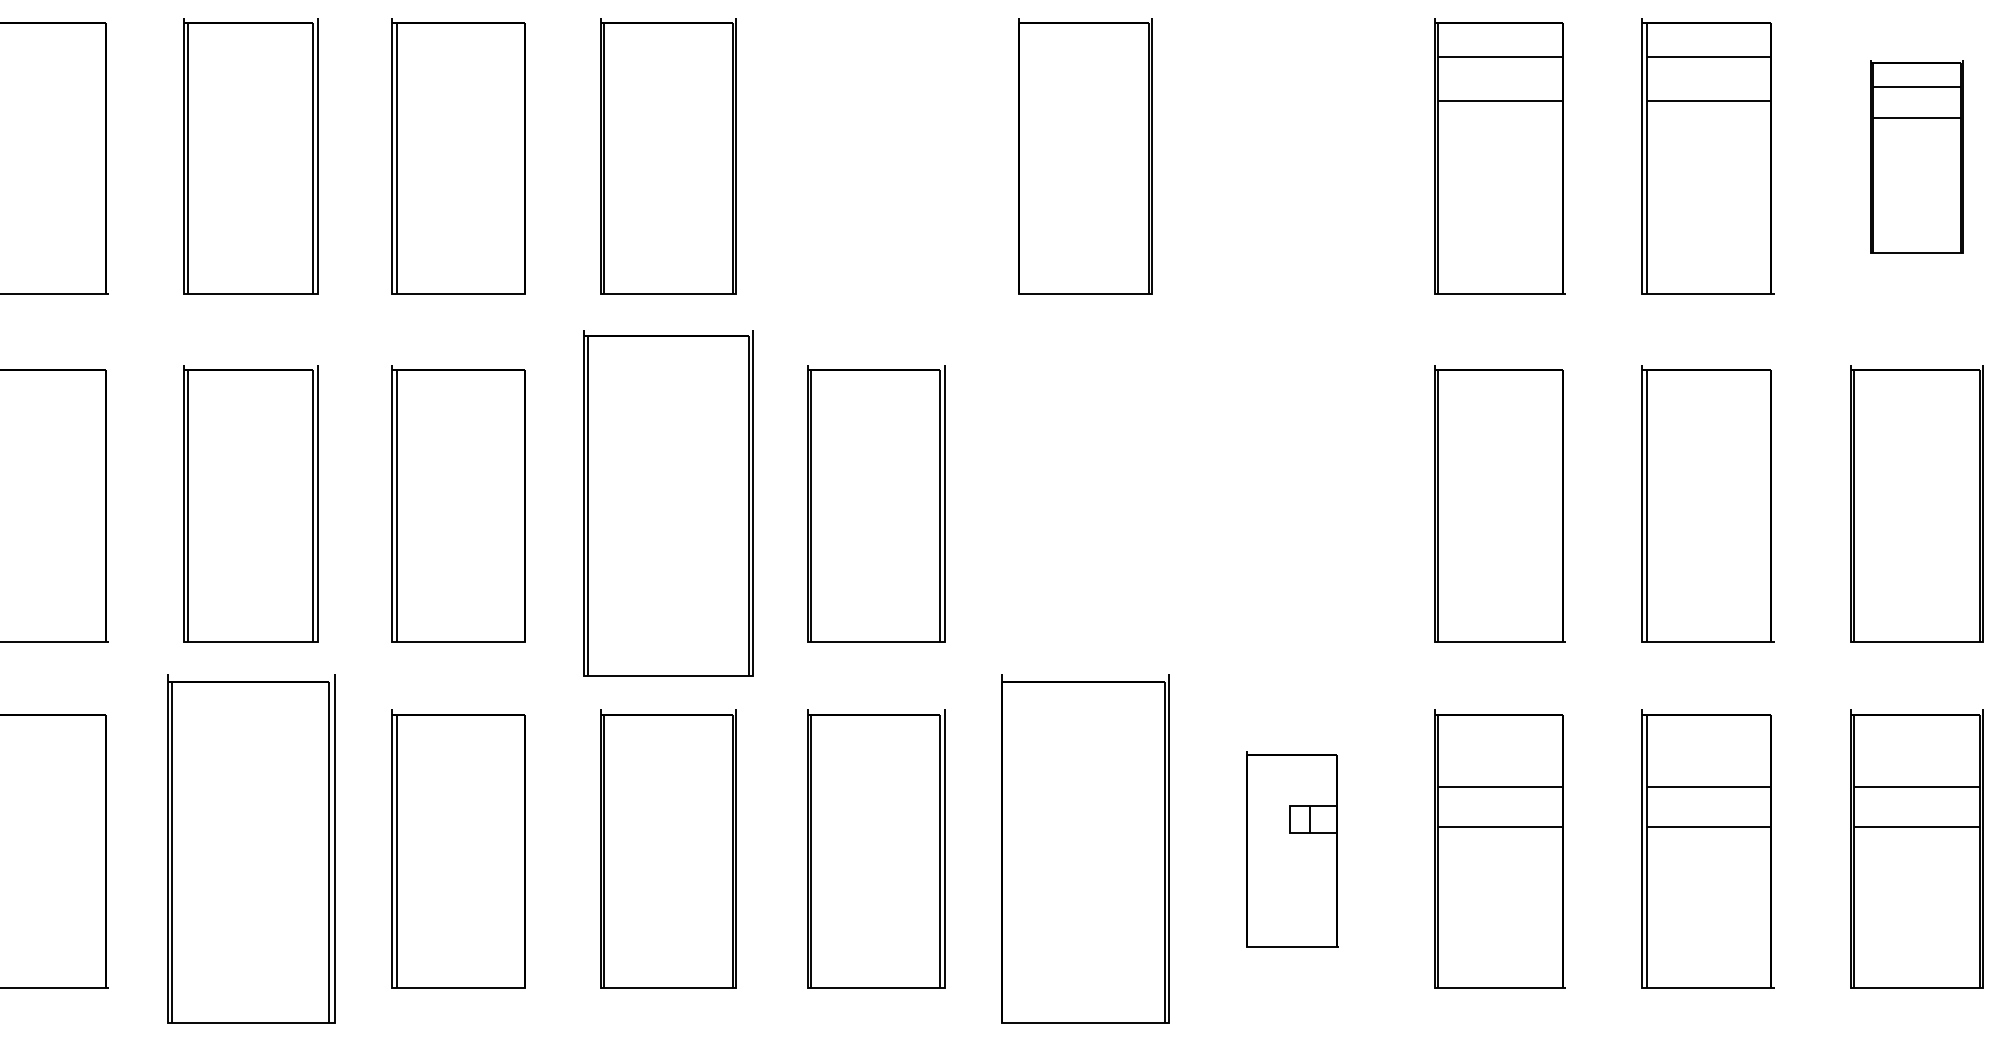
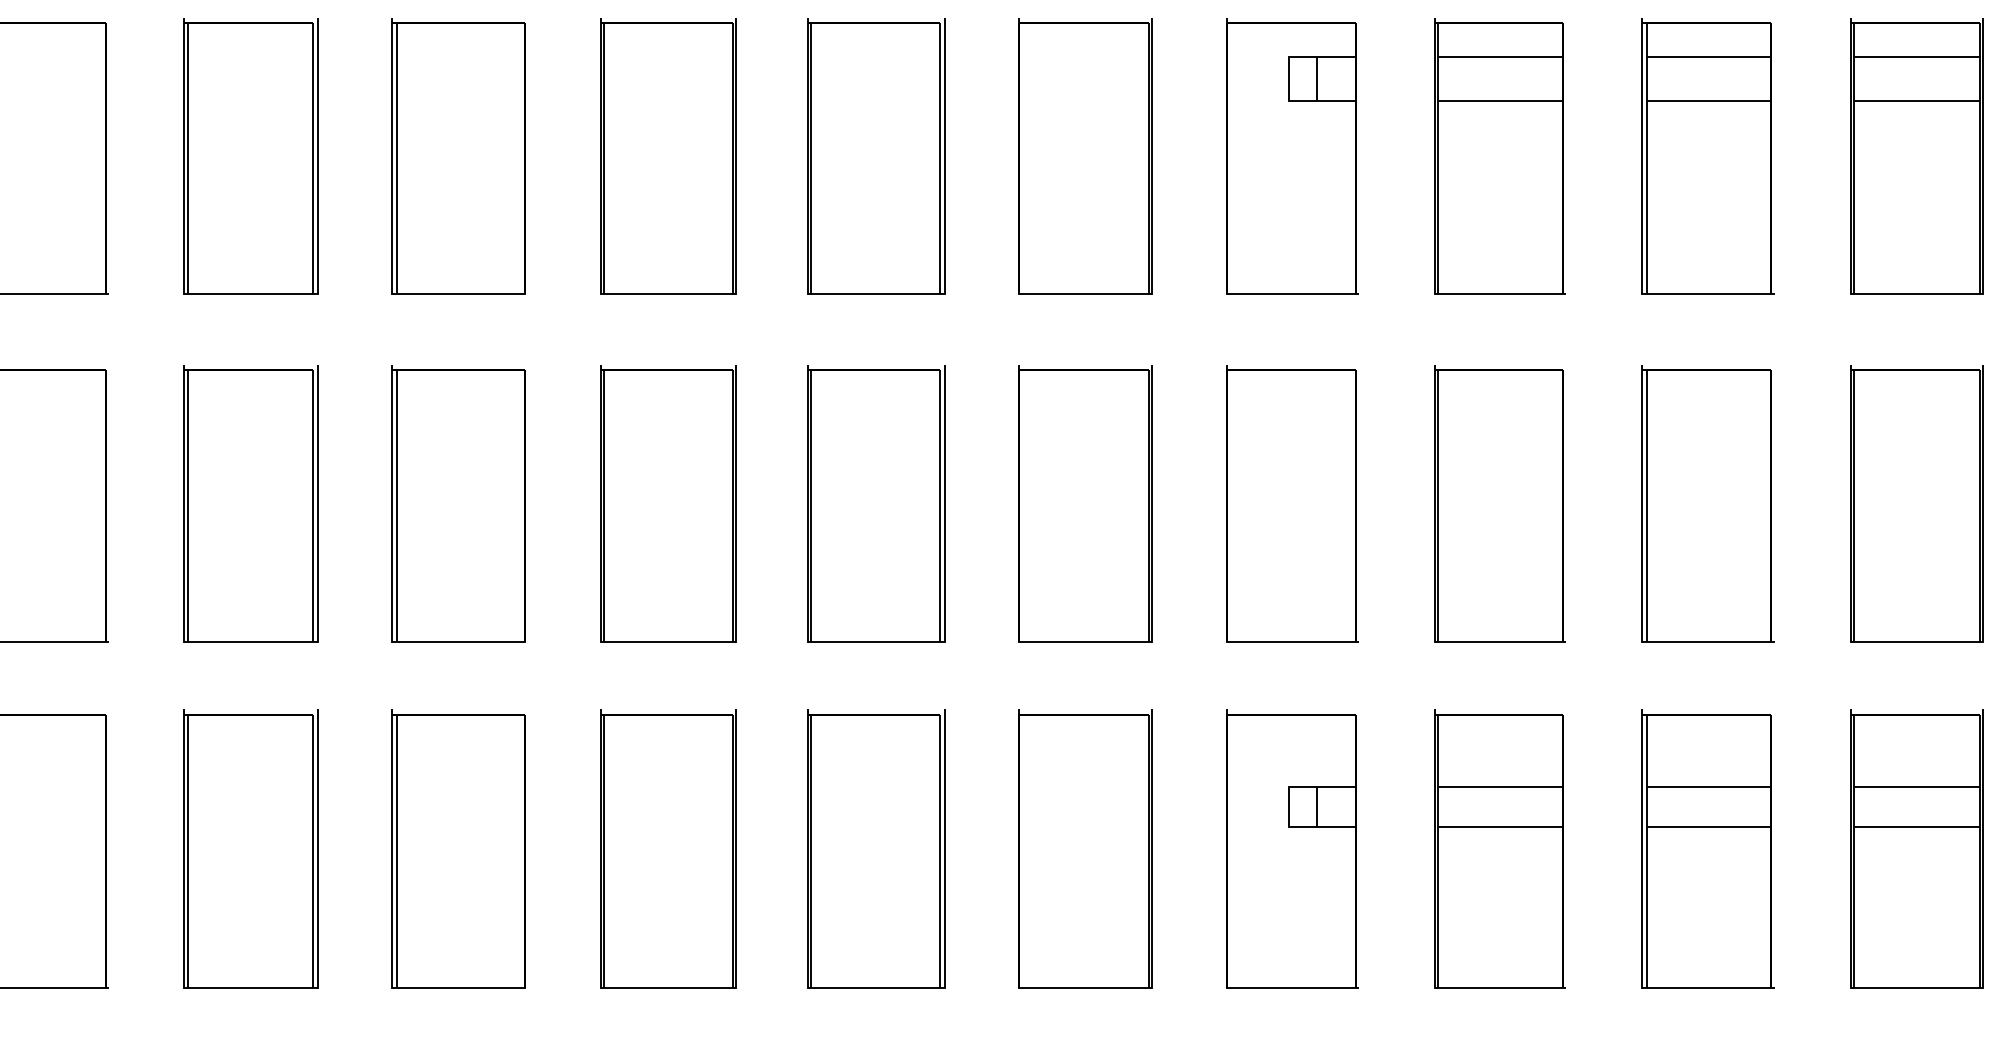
part: none -> present (876, 156)
part: none -> present (1292, 156)
part size: 94x194 px -> 134x277 px (1916, 156)
part size: 171x347 px -> 137x278 px (668, 503)
part: none -> present (1085, 503)
part: none -> present (1292, 503)
part size: 169x350 px -> 136x280 px (250, 848)
part size: 169x350 px -> 135x280 px (1085, 848)
part size: 93x197 px -> 133x280 px (1292, 848)
